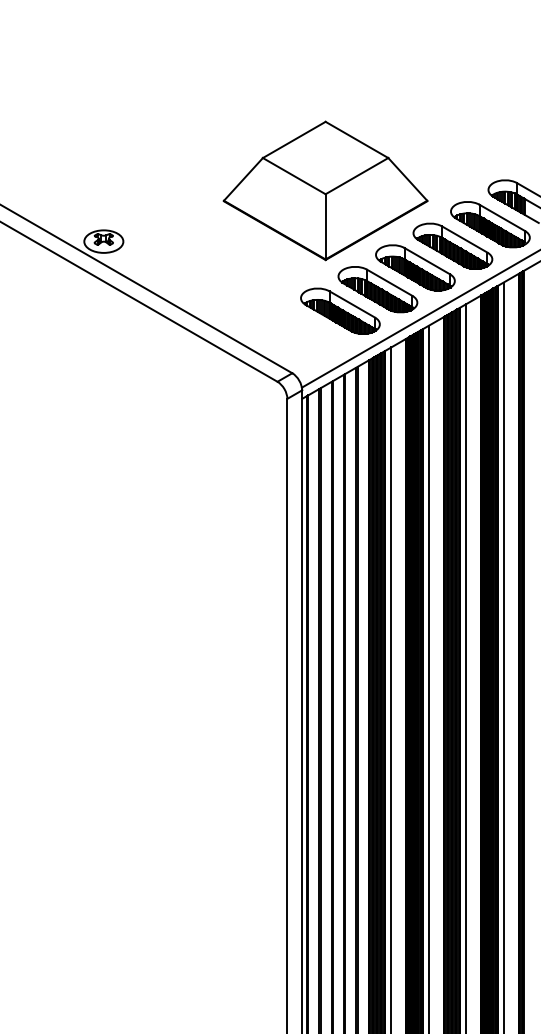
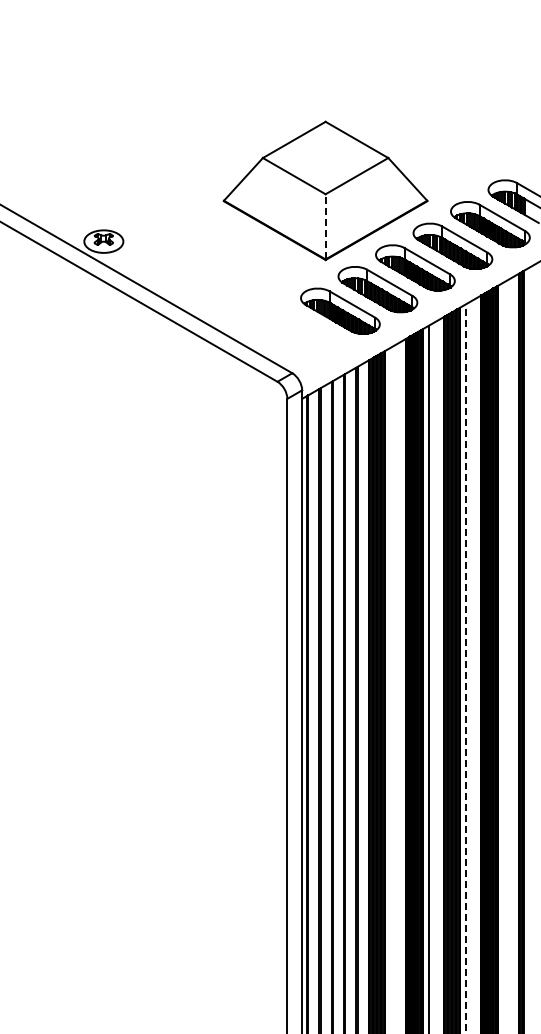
line: solid -> dashed (325, 226)
line: present -> none (419, 319)
line: present -> none (503, 656)
line: solid -> dashed (466, 668)
line: present -> none (391, 688)
